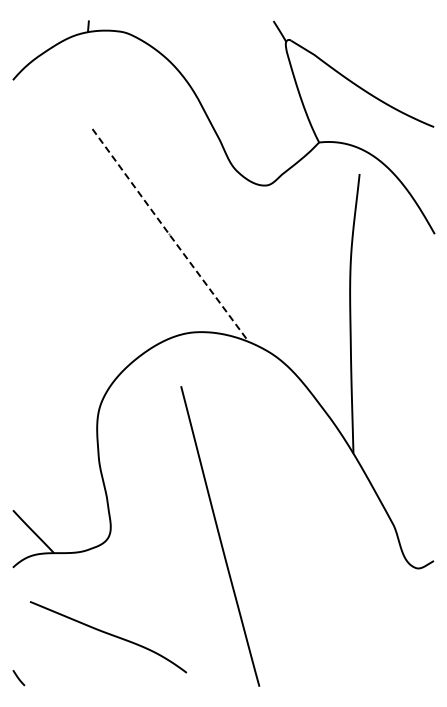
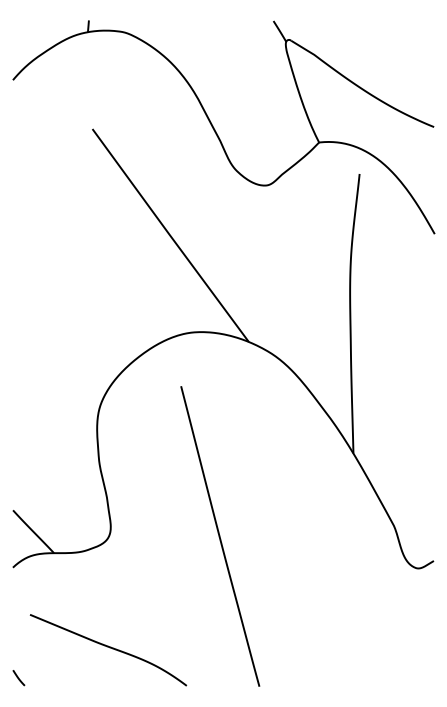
line: dashed -> solid (169, 234)
curve position: (109, 635) -> (109, 648) (109, 648)
